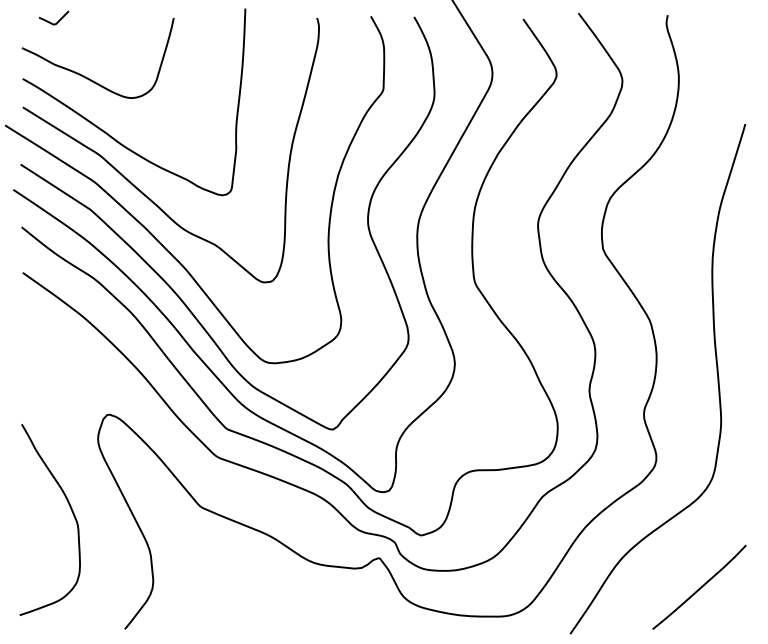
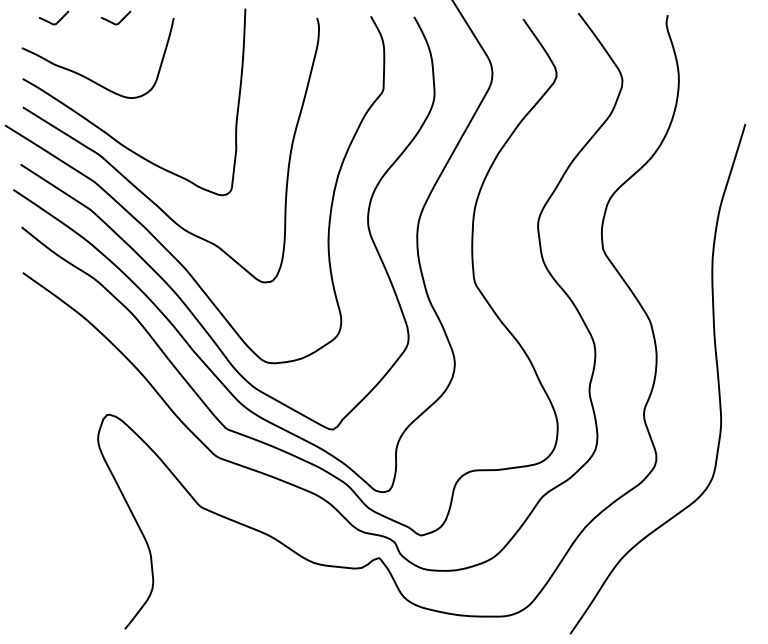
curve: none -> present (113, 22)
curve: present -> none (70, 509)
curve: present -> none (700, 586)
